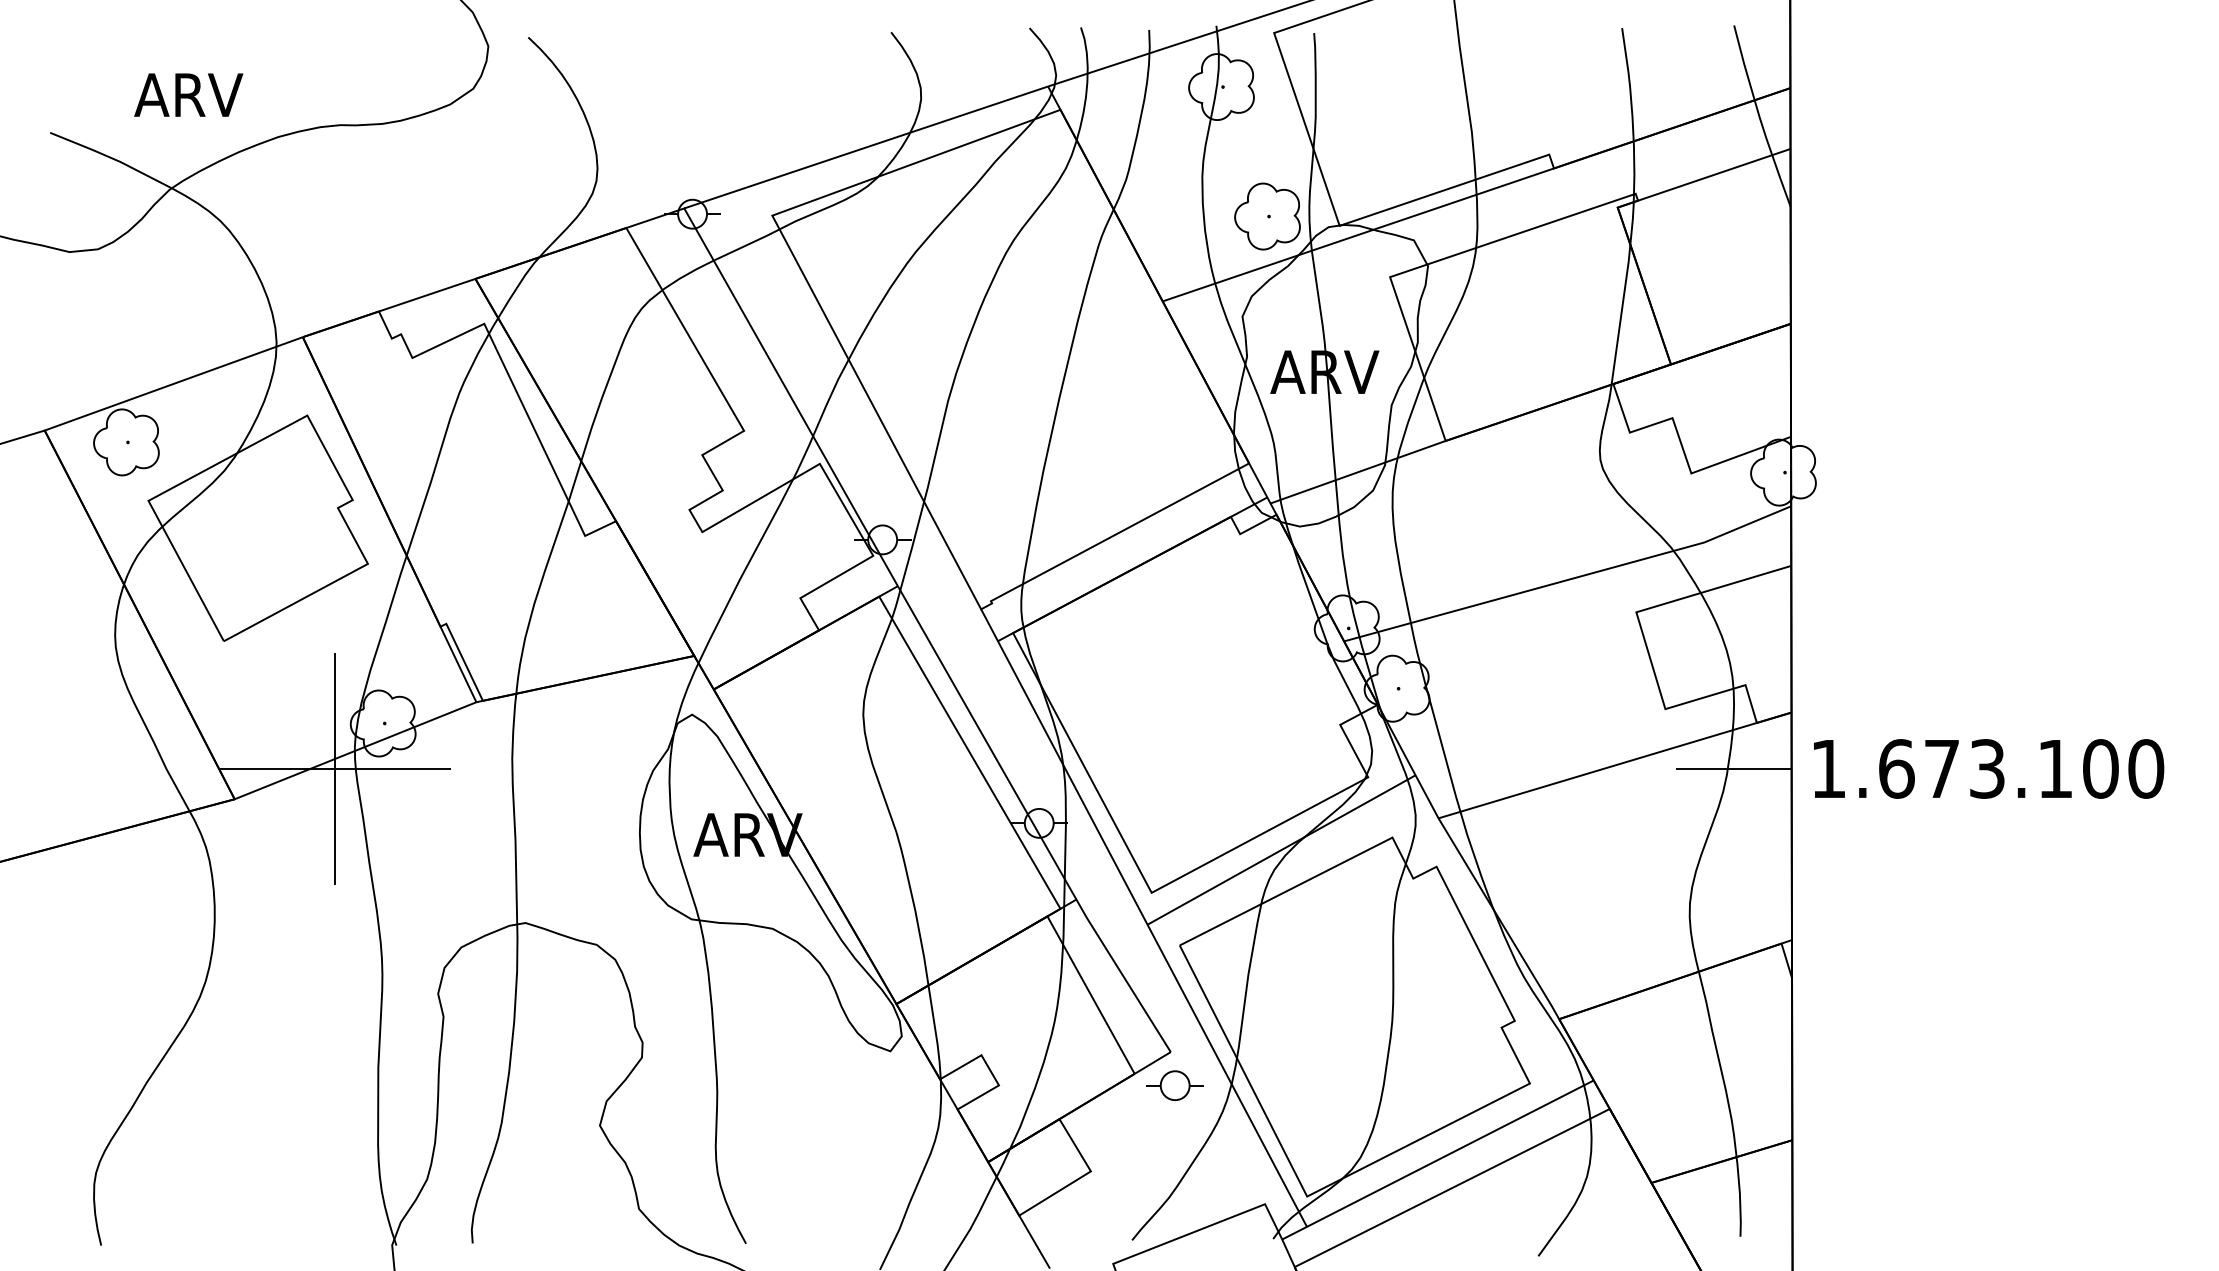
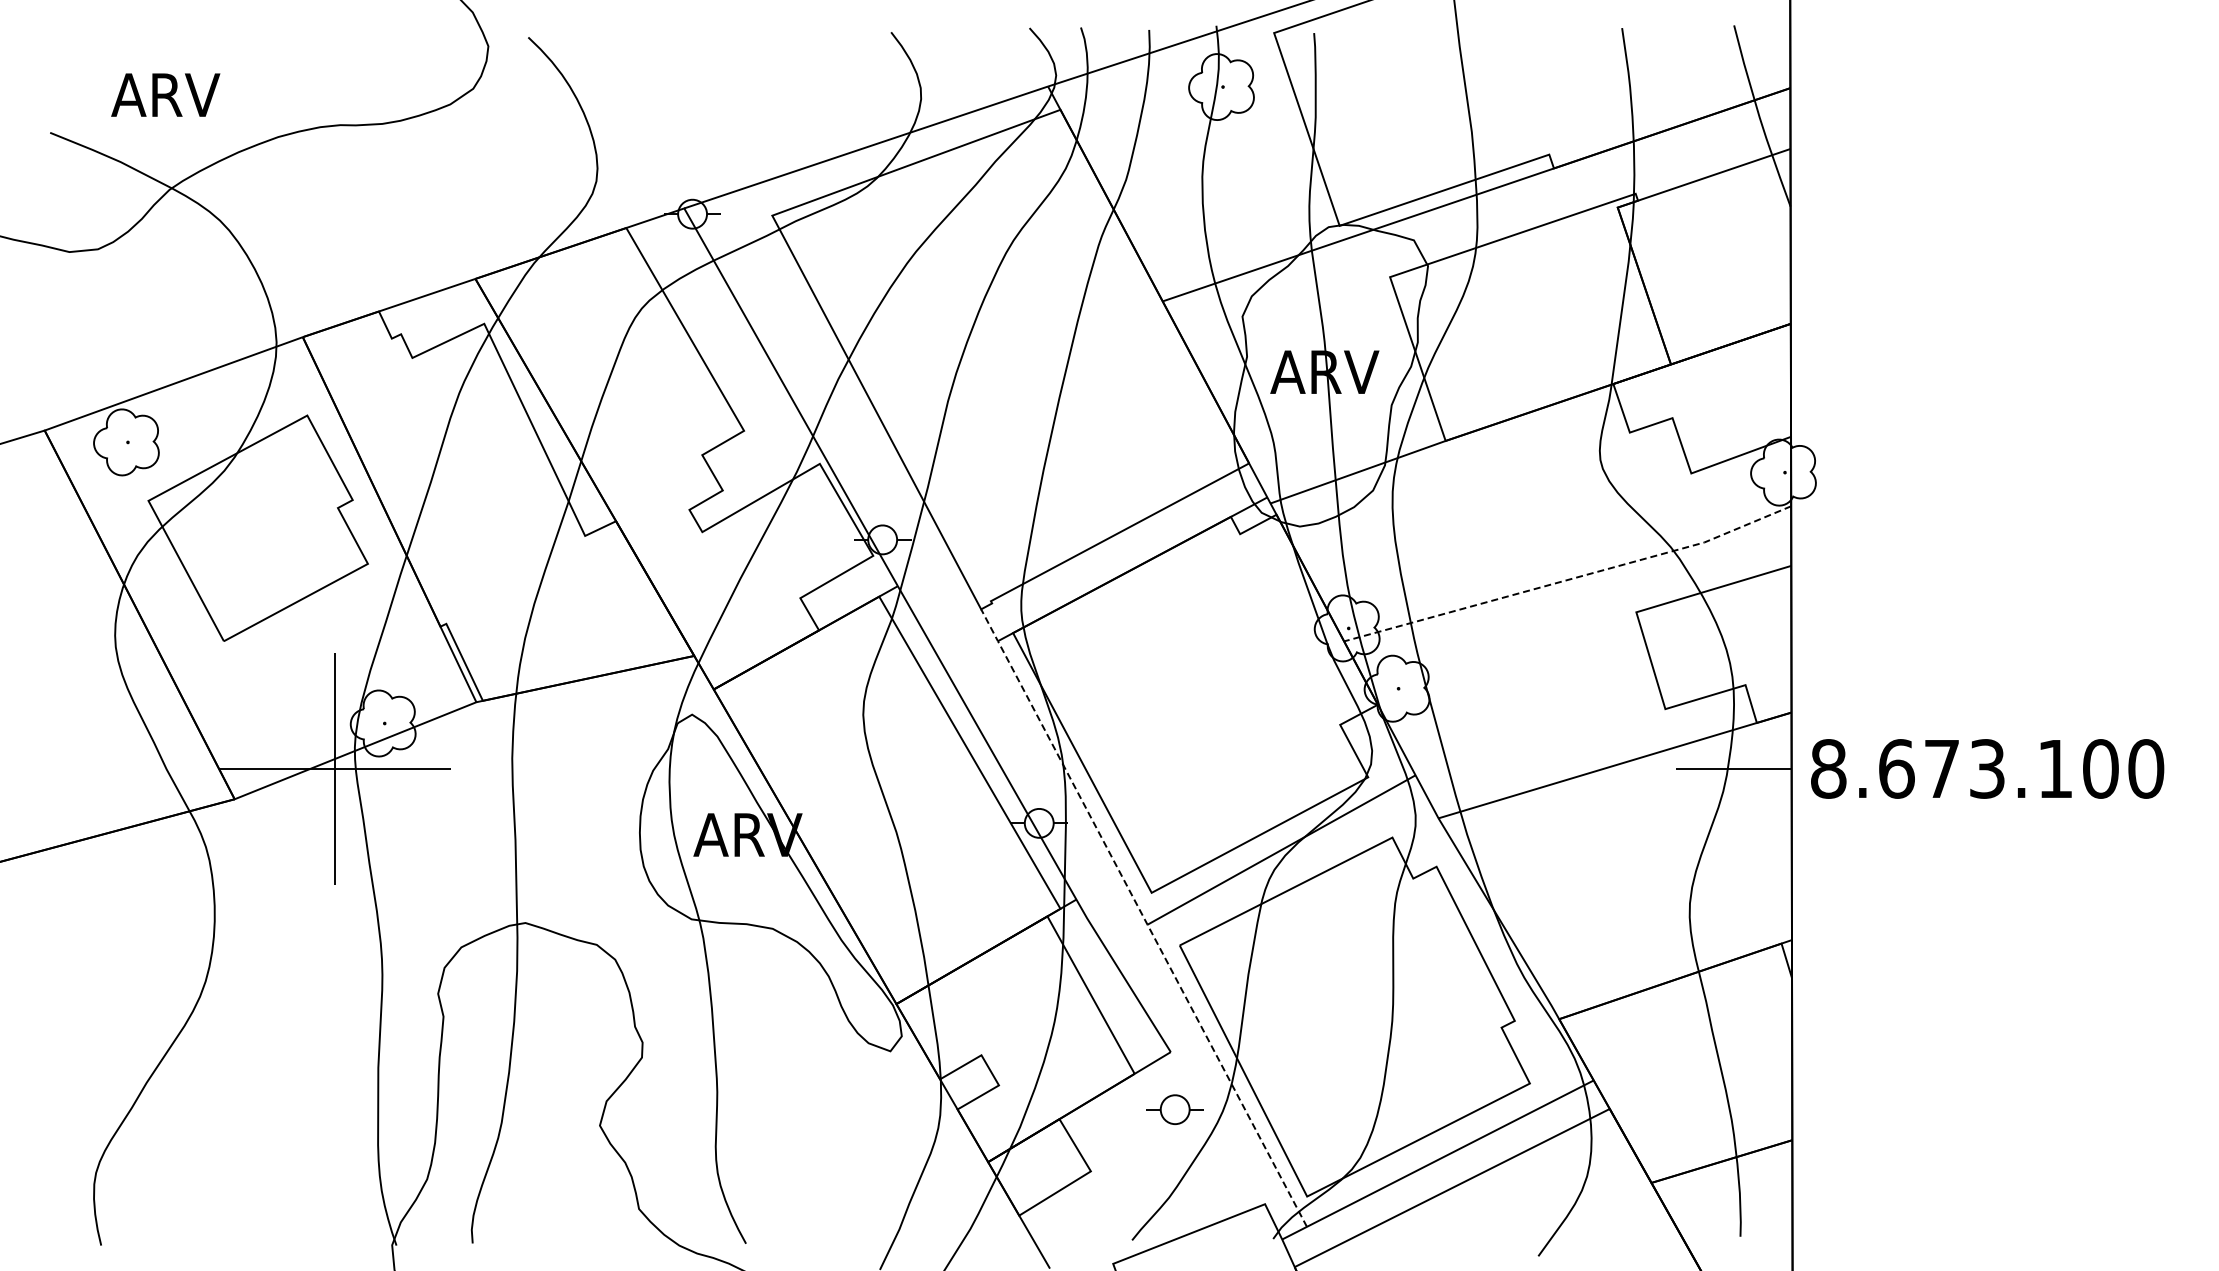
text position: (188, 94) -> (165, 94) (165, 94)
part: present -> none (1267, 216)
line: solid -> dashed (1570, 579)
text: 1.673.100 -> 8.673.100 (1828, 768)
line: solid -> dashed (1143, 917)
part position: (1174, 1085) -> (1174, 1109) (1174, 1109)
